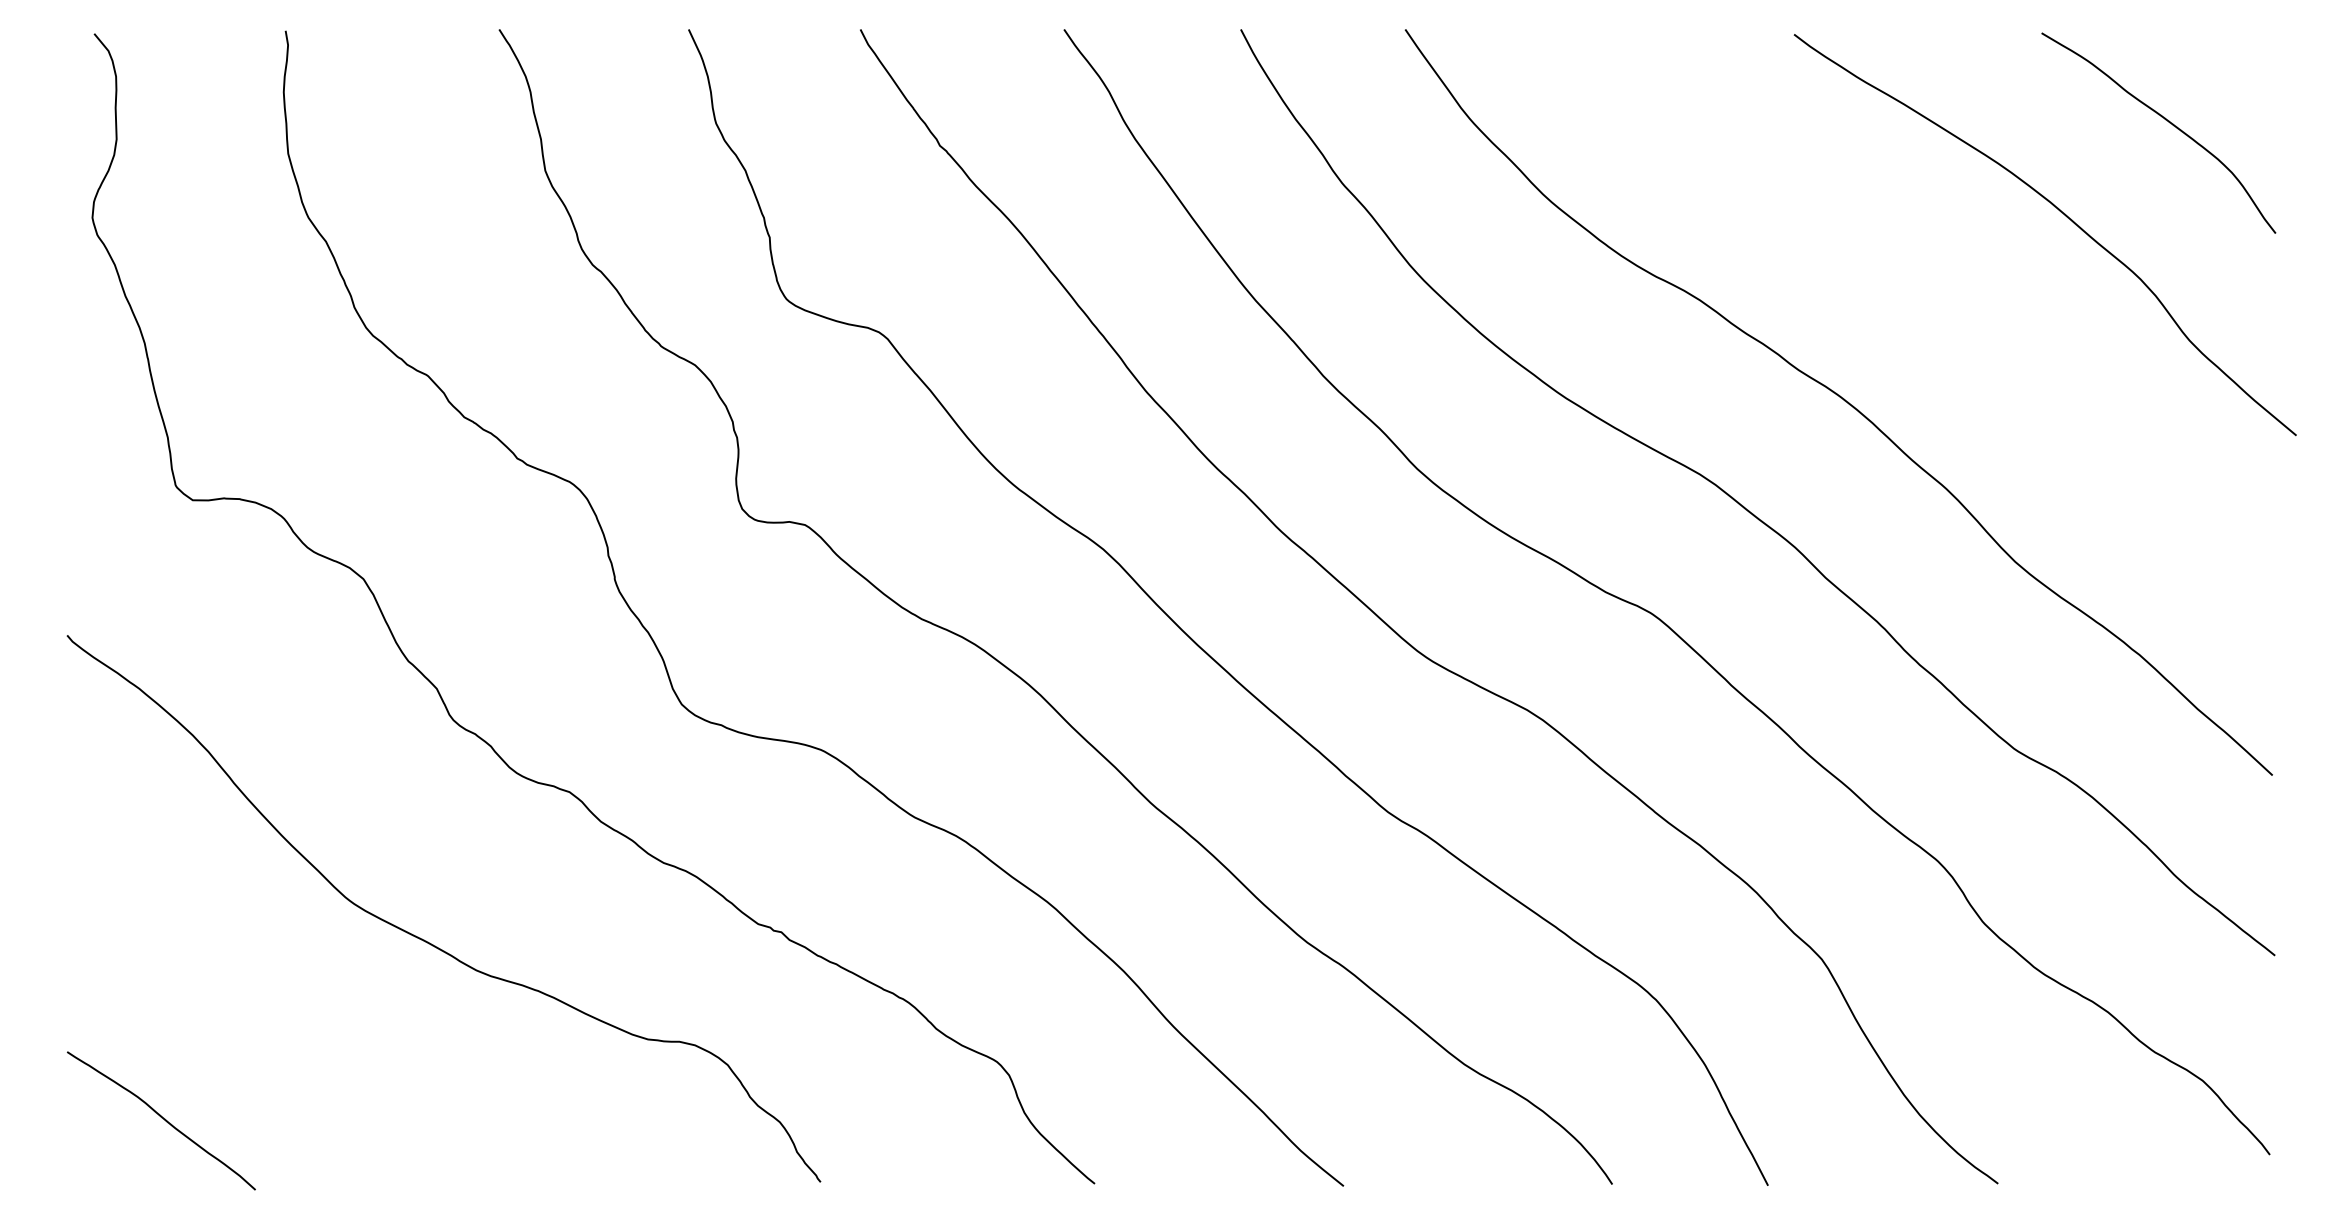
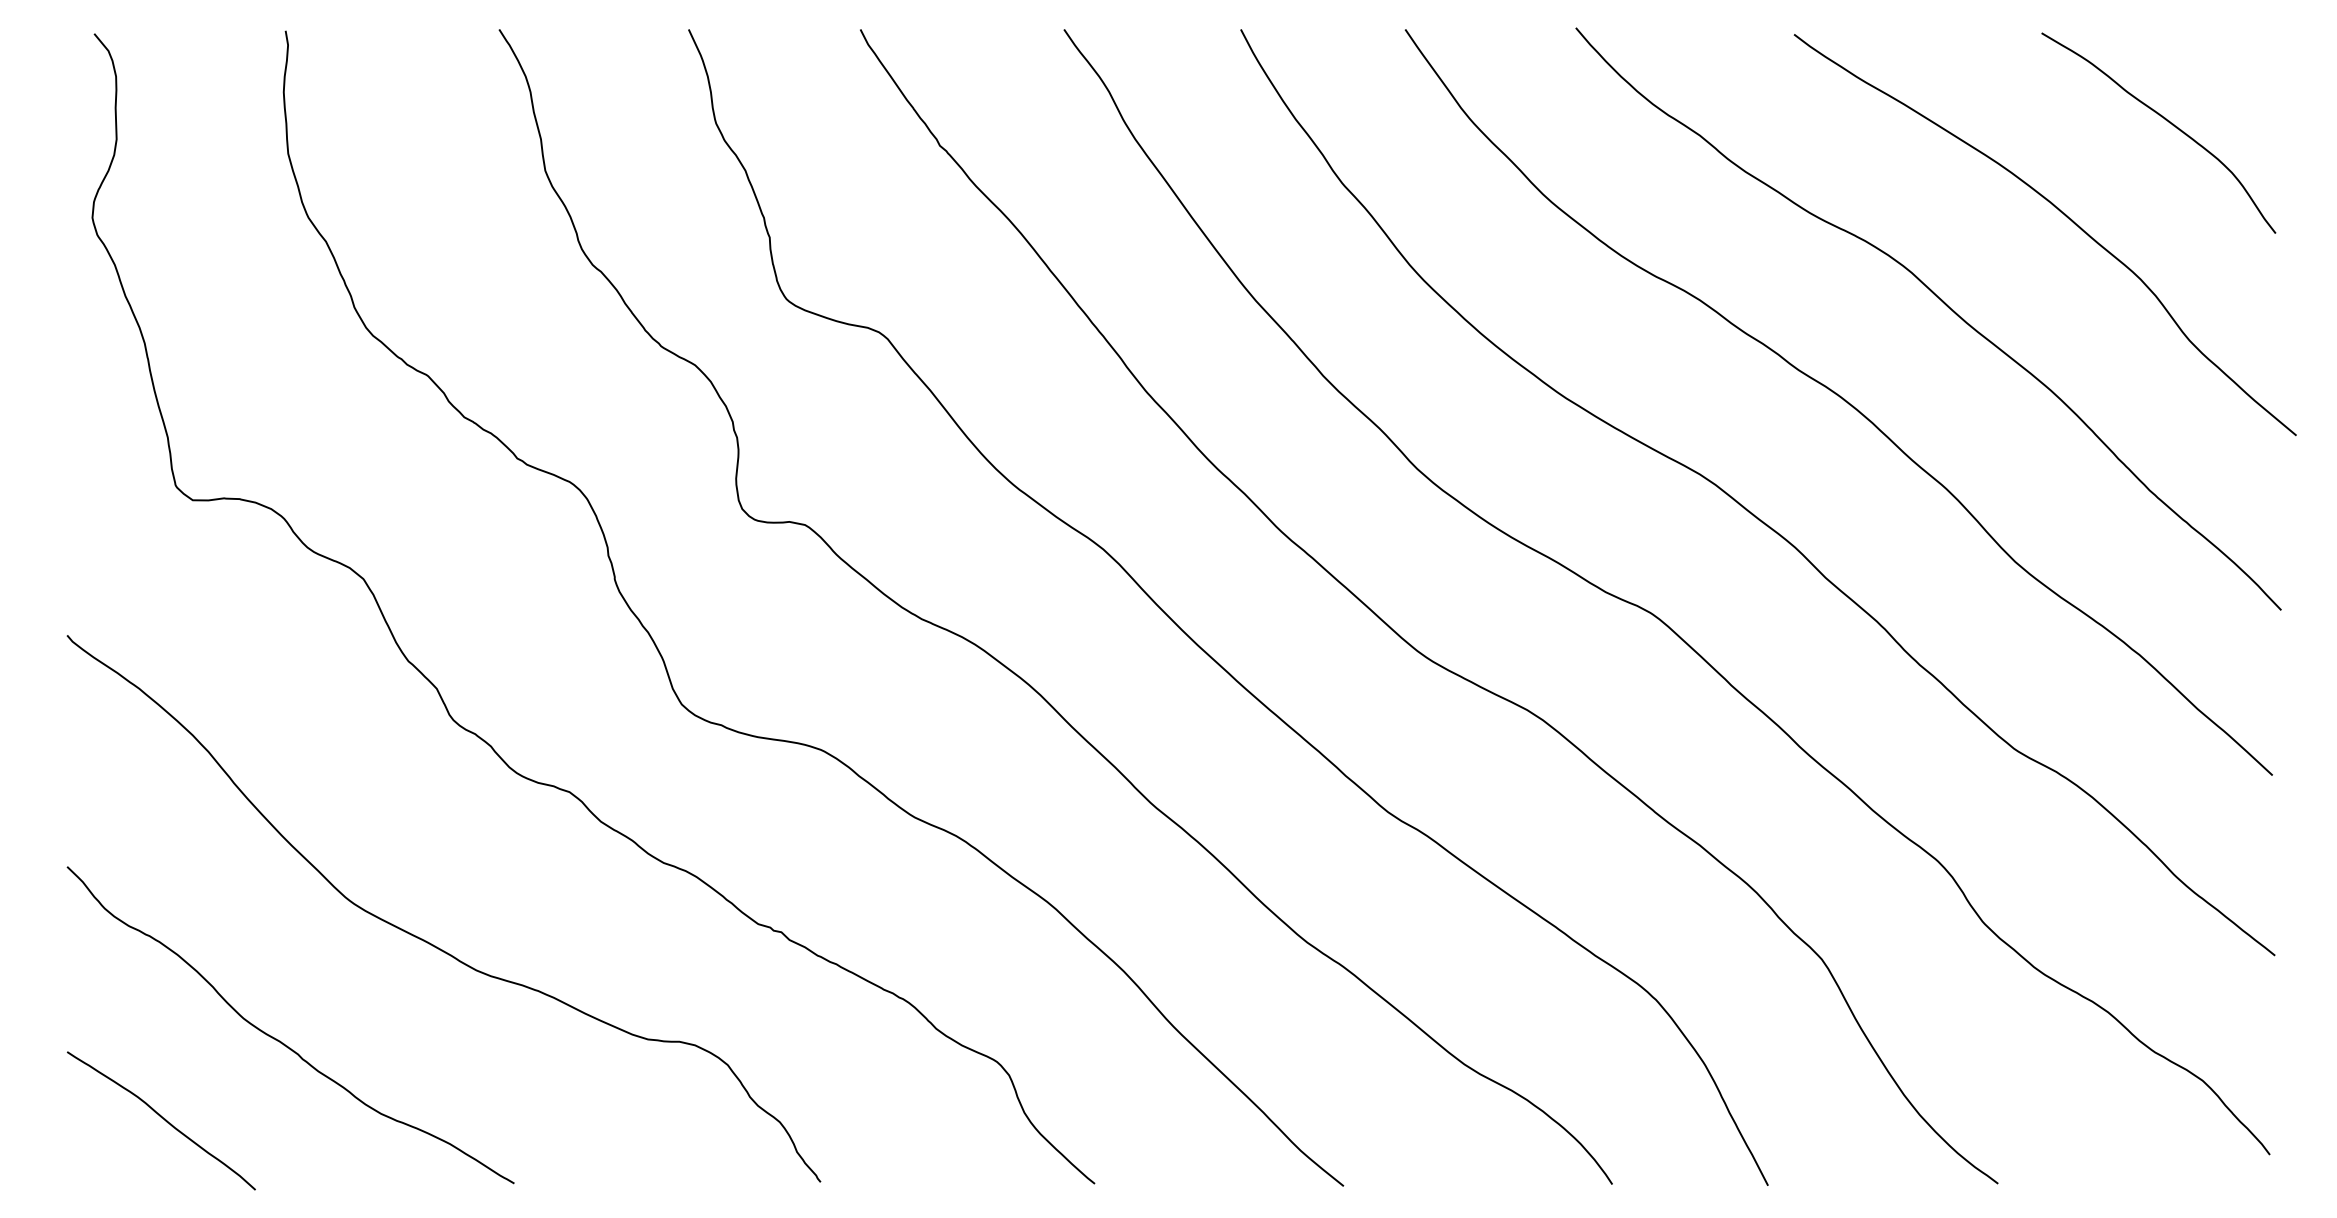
curve: none -> present (1943, 303)
curve: none -> present (280, 1040)
